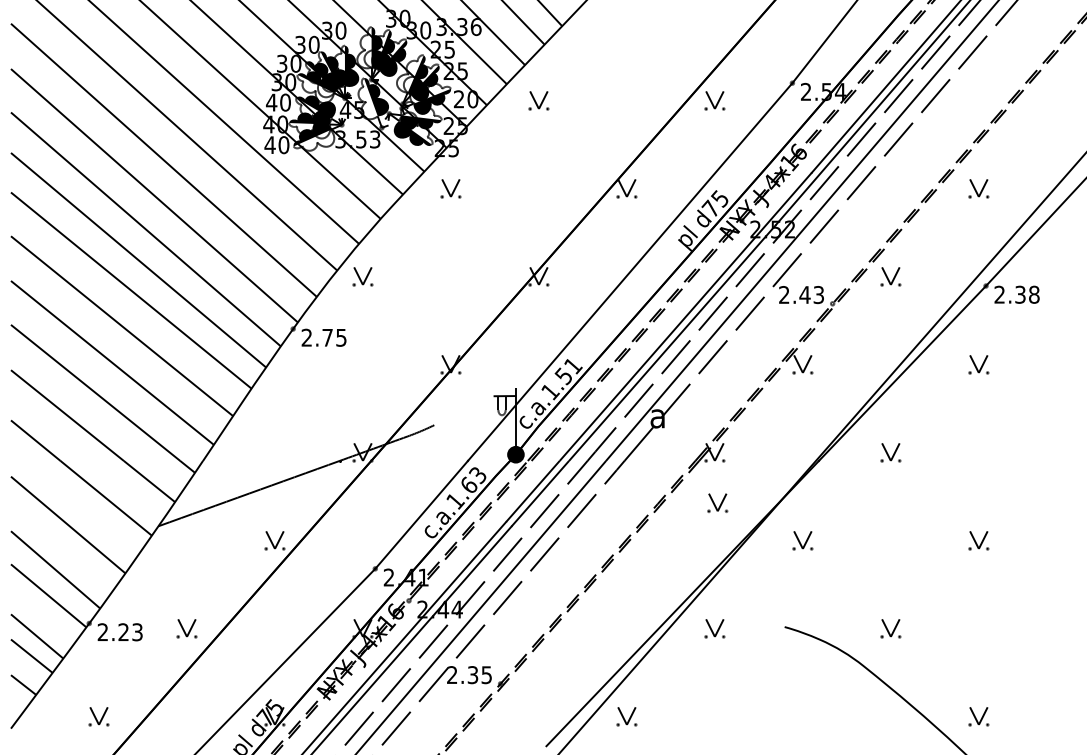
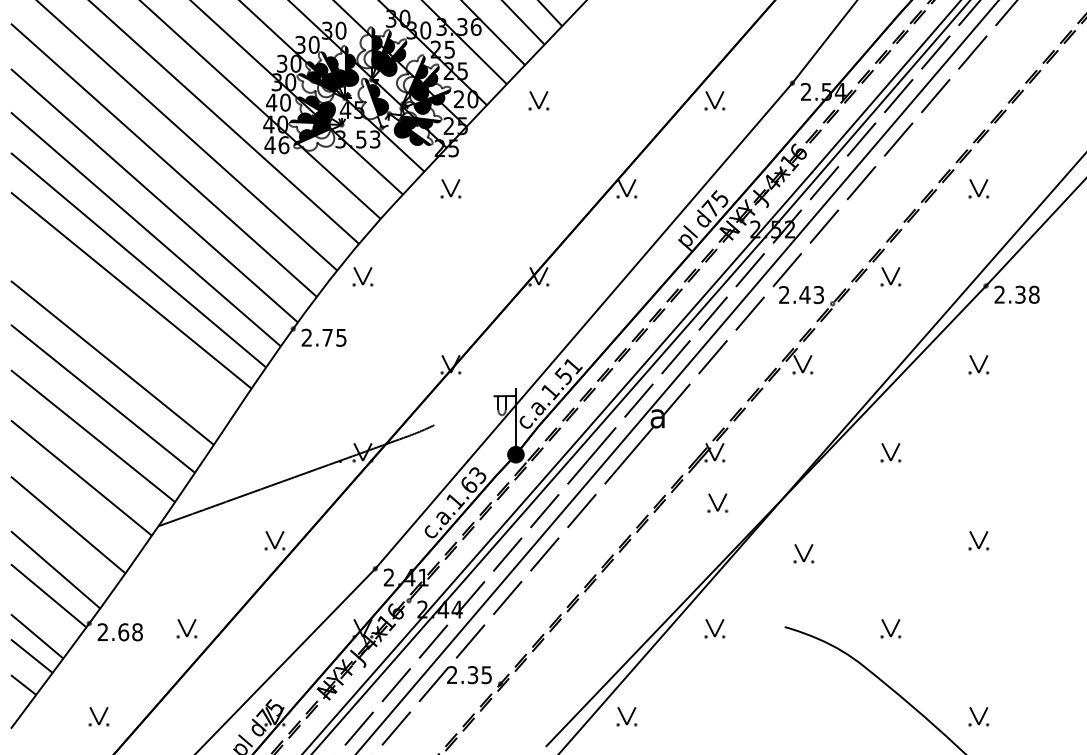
text: 40 -> 46 (283, 144)
line: present -> none (122, 326)
part position: (802, 540) -> (803, 553) (803, 553)
text: 2.23 -> 2.68 (130, 632)
